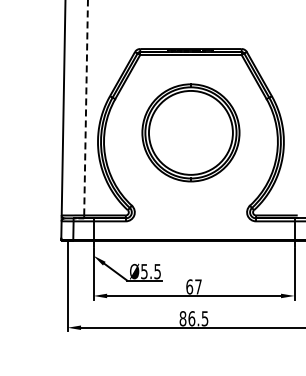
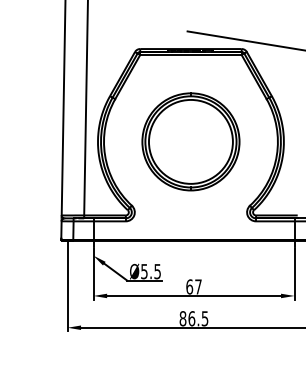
line: none -> present (244, 40)
line: dashed -> solid (86, 107)
part position: (190, 132) -> (190, 141) (190, 141)
